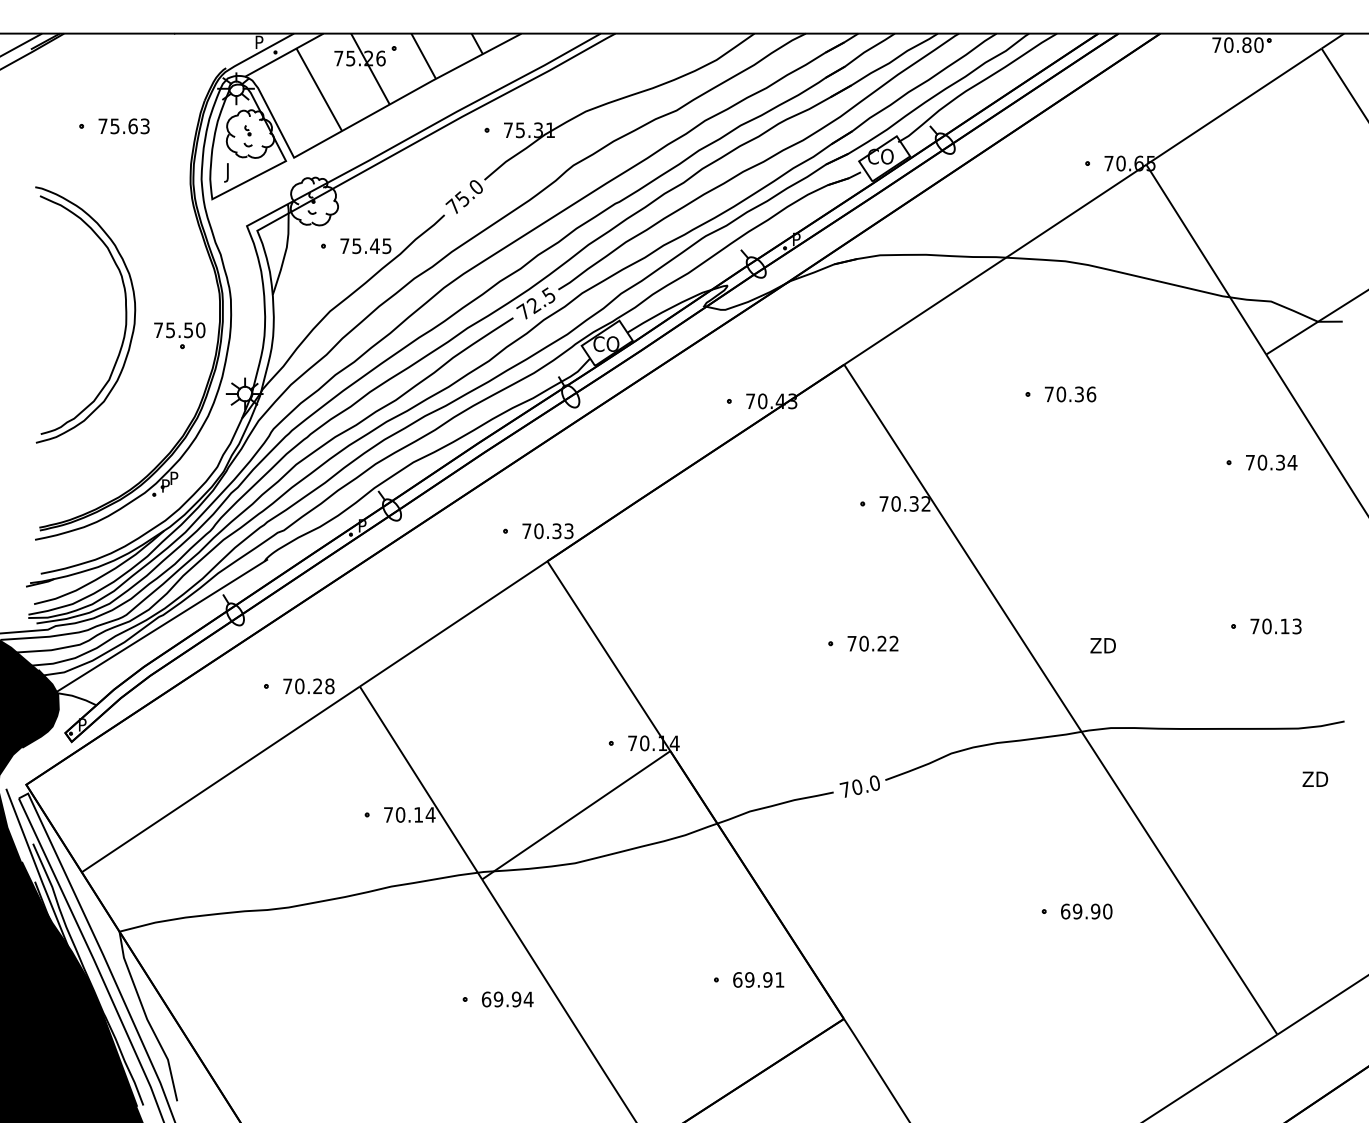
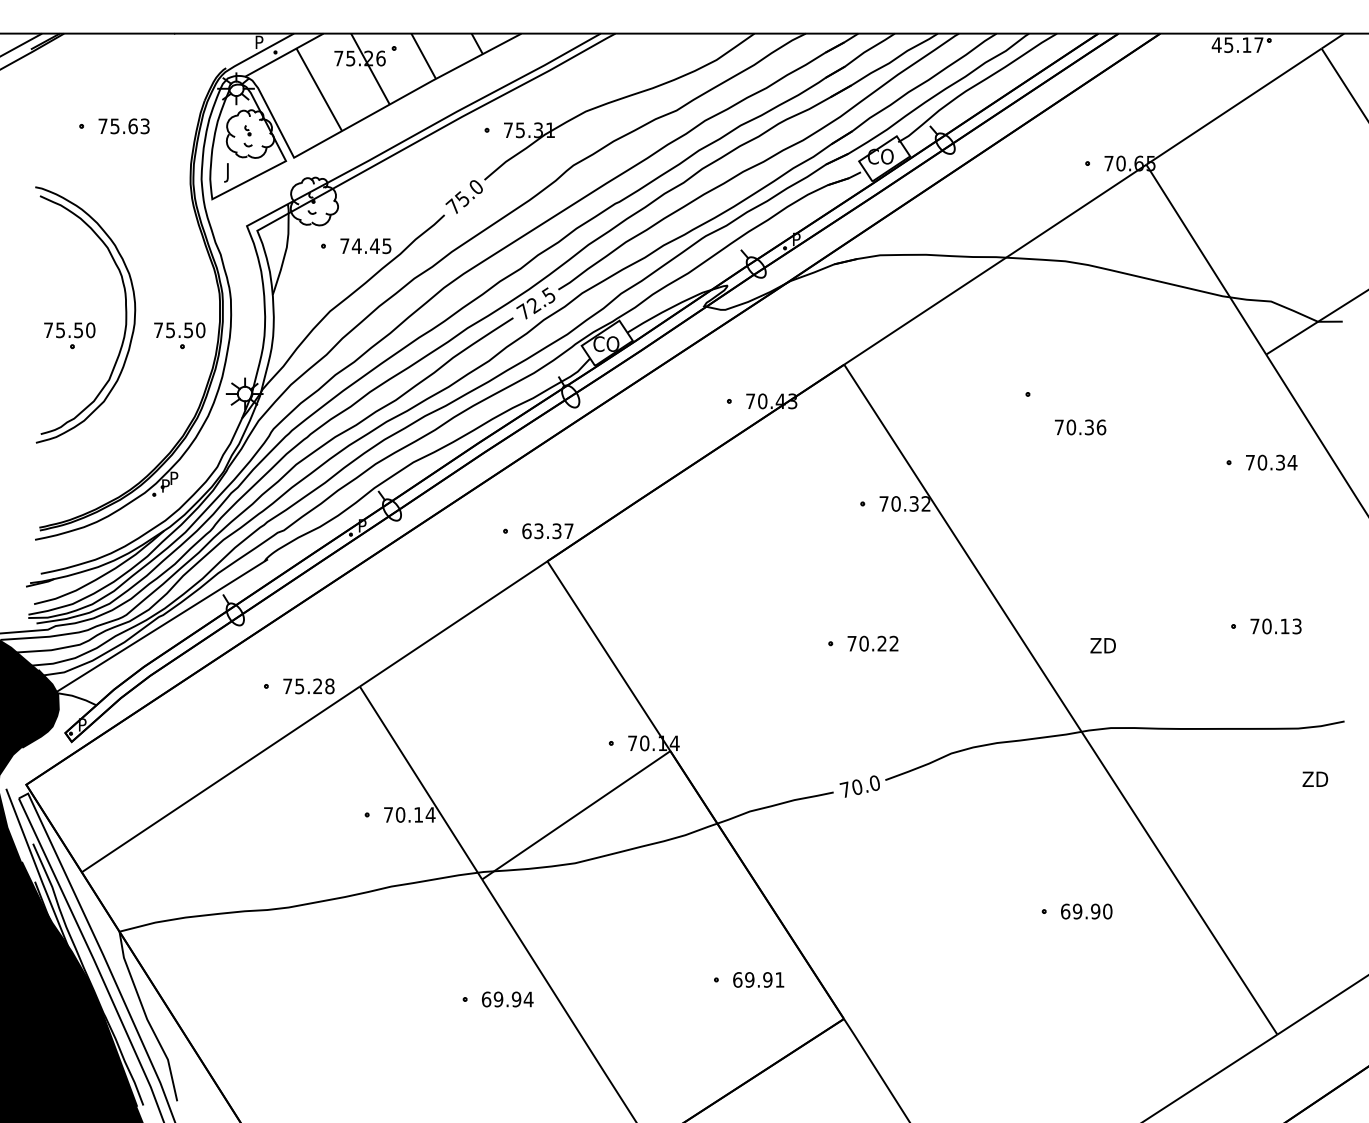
text: 70.80 -> 45.17 (1237, 44)
text: 75.45 -> 74.45 (356, 246)
part: none -> present (69, 335)
text position: (1070, 394) -> (1080, 427) (1080, 427)
text: 70.33 -> 63.37 (547, 531)
text: 70.28 -> 75.28 (299, 686)
